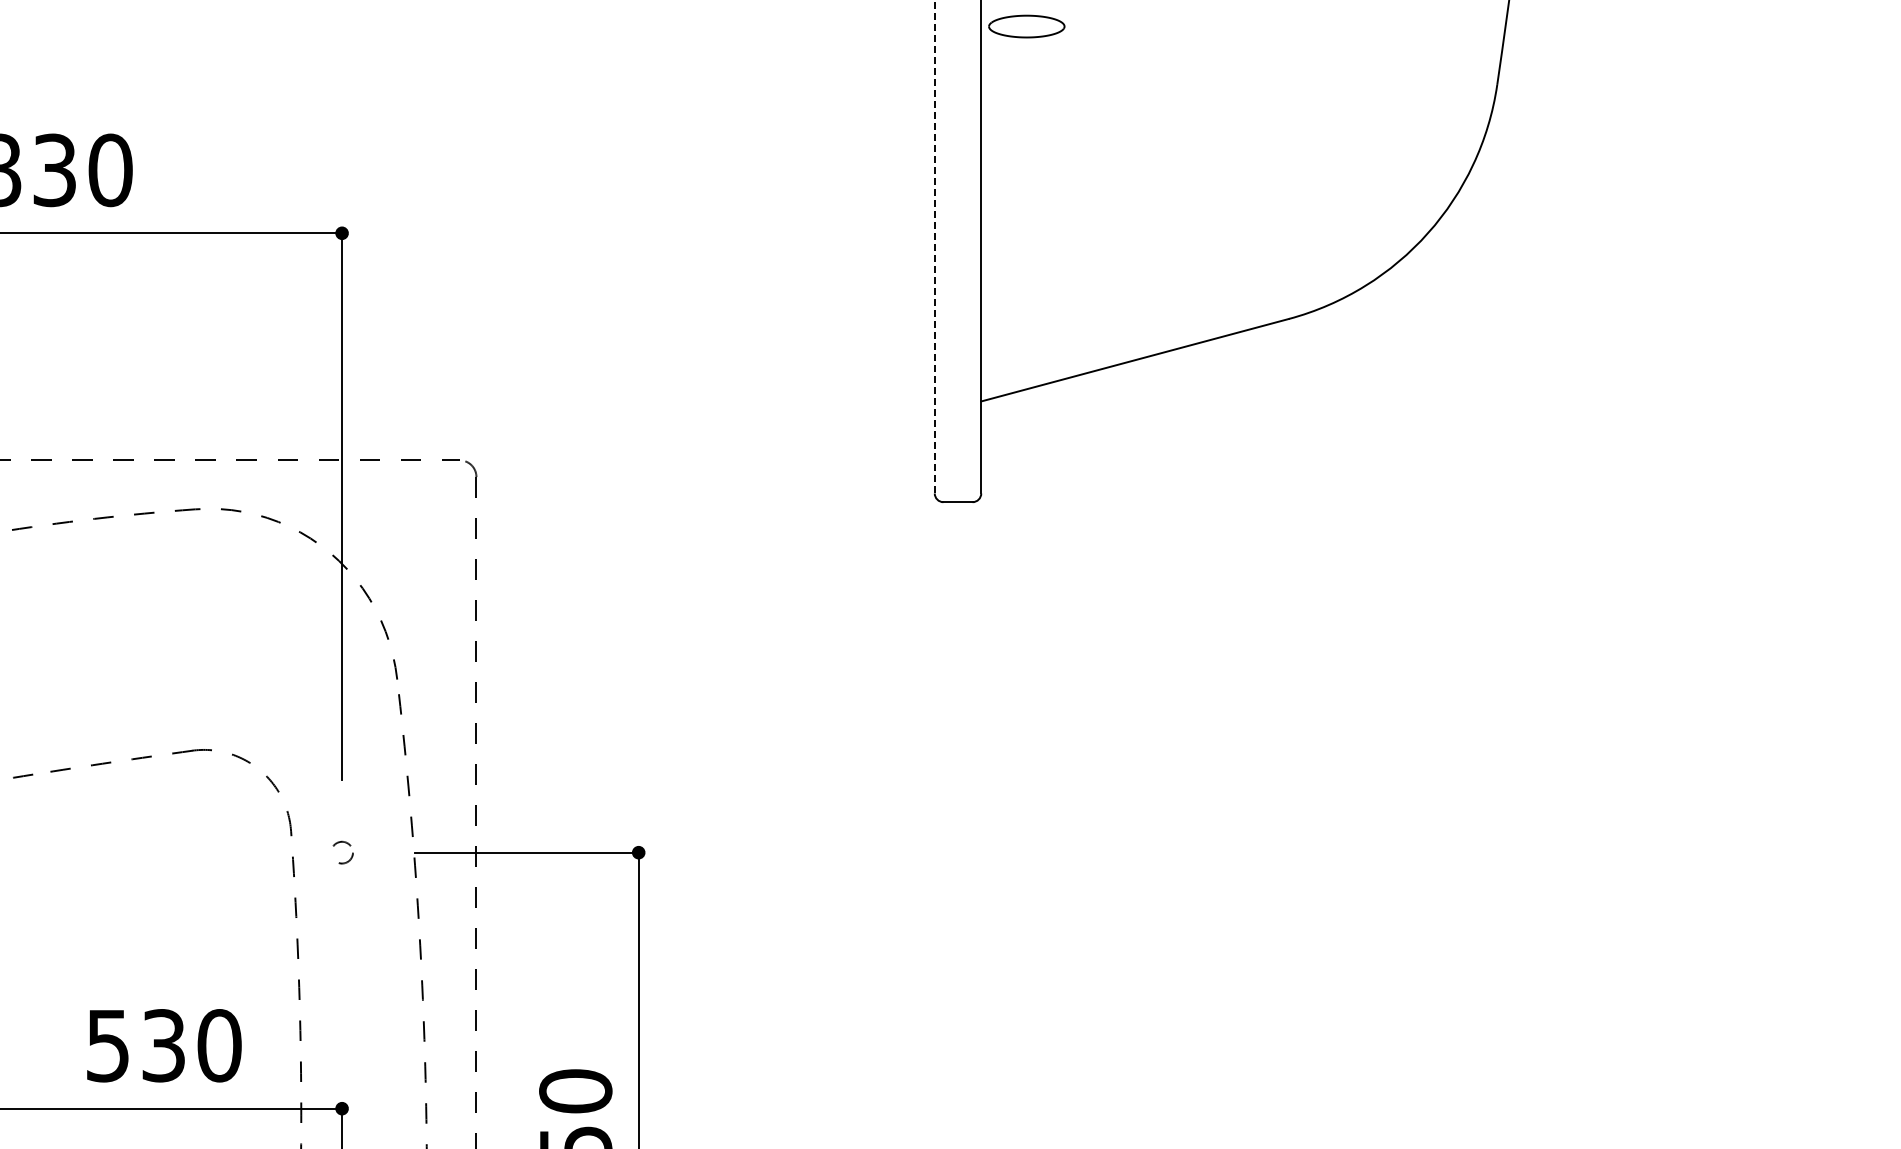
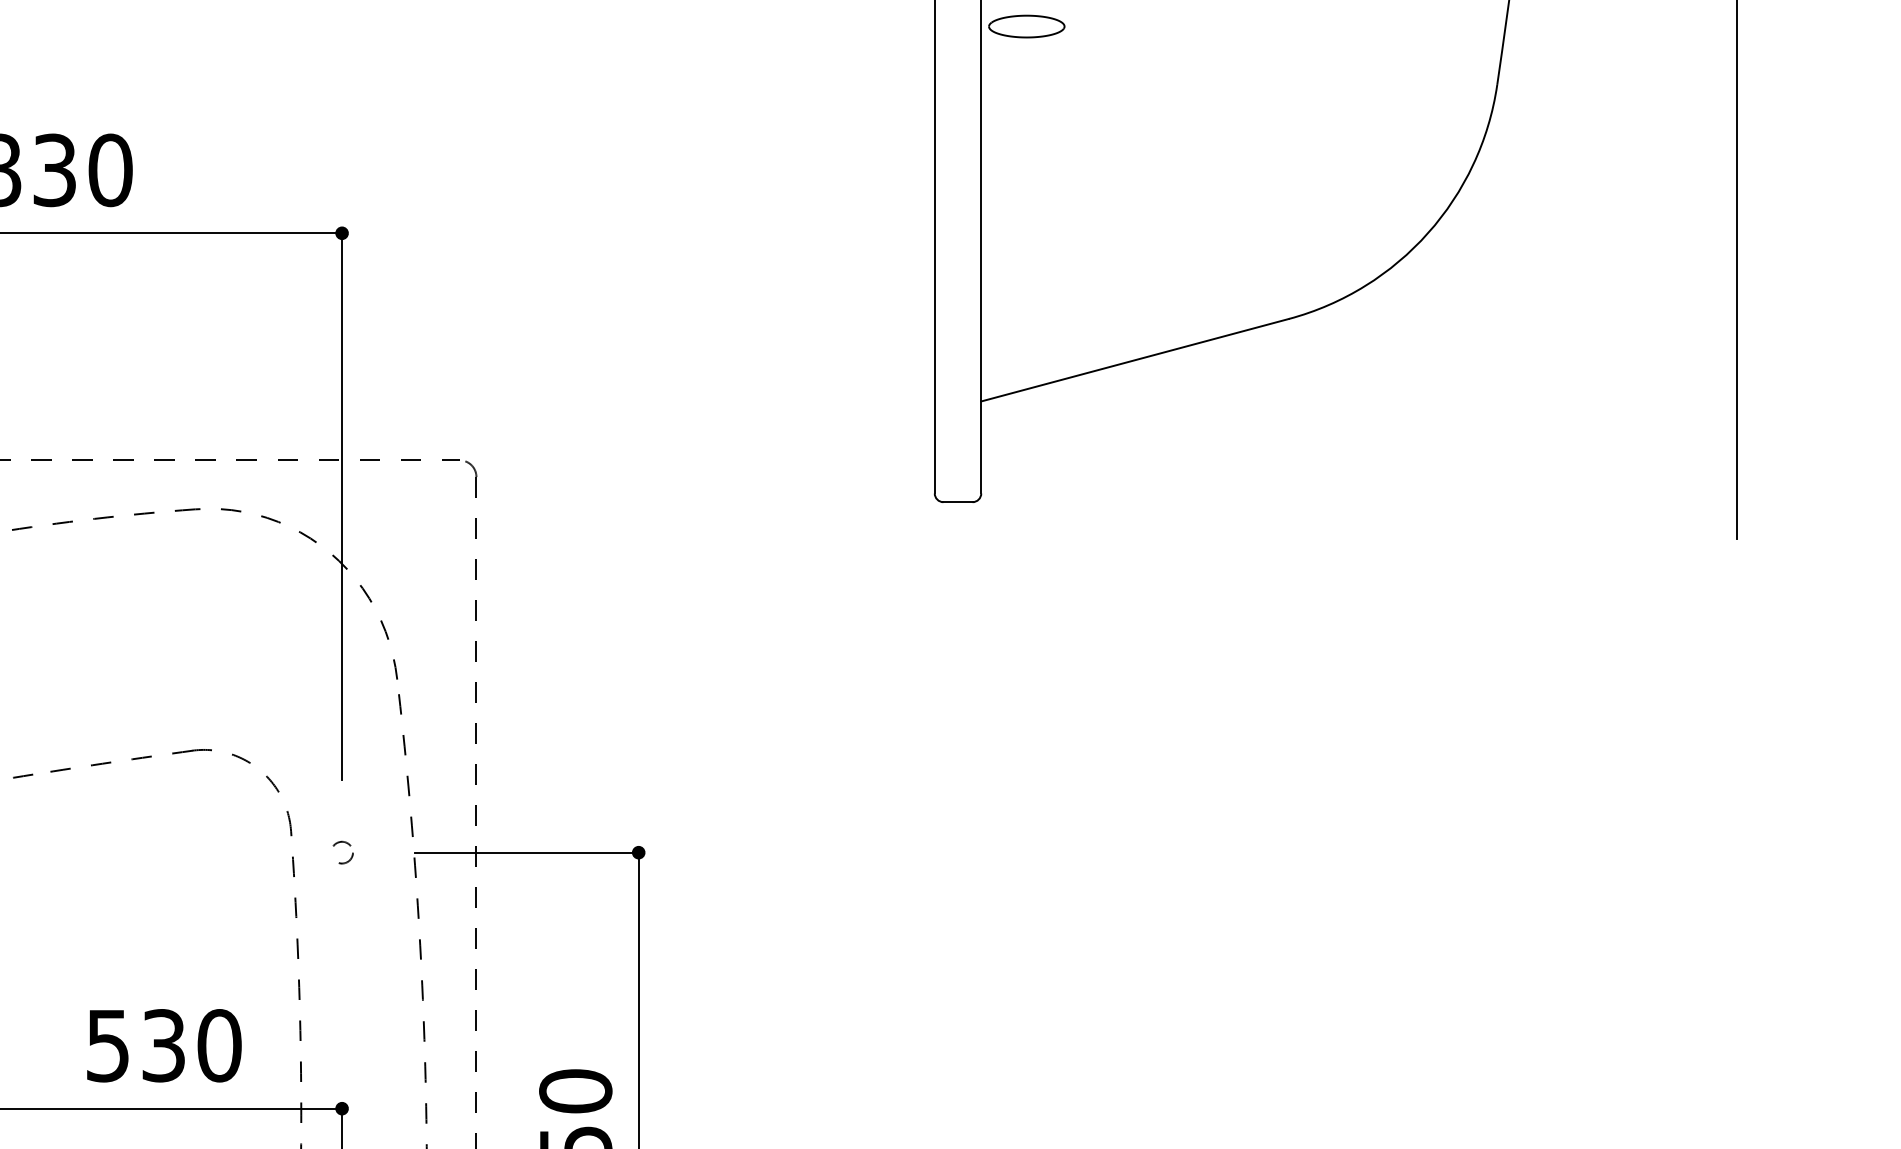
line: dashed -> solid (934, 246)
line: none -> present (1736, 270)
